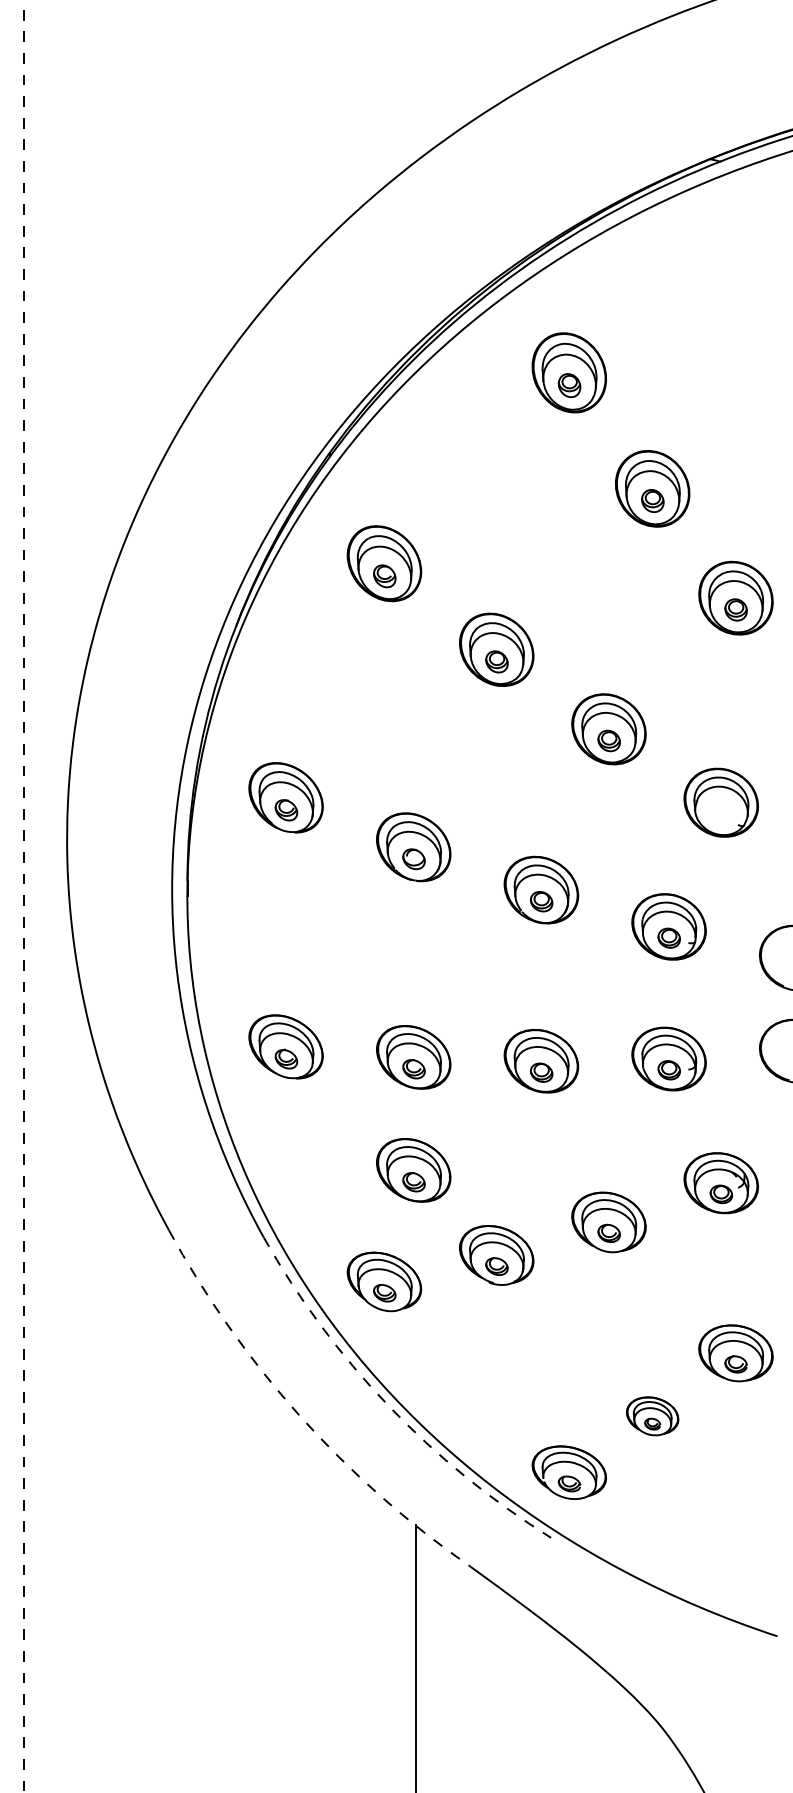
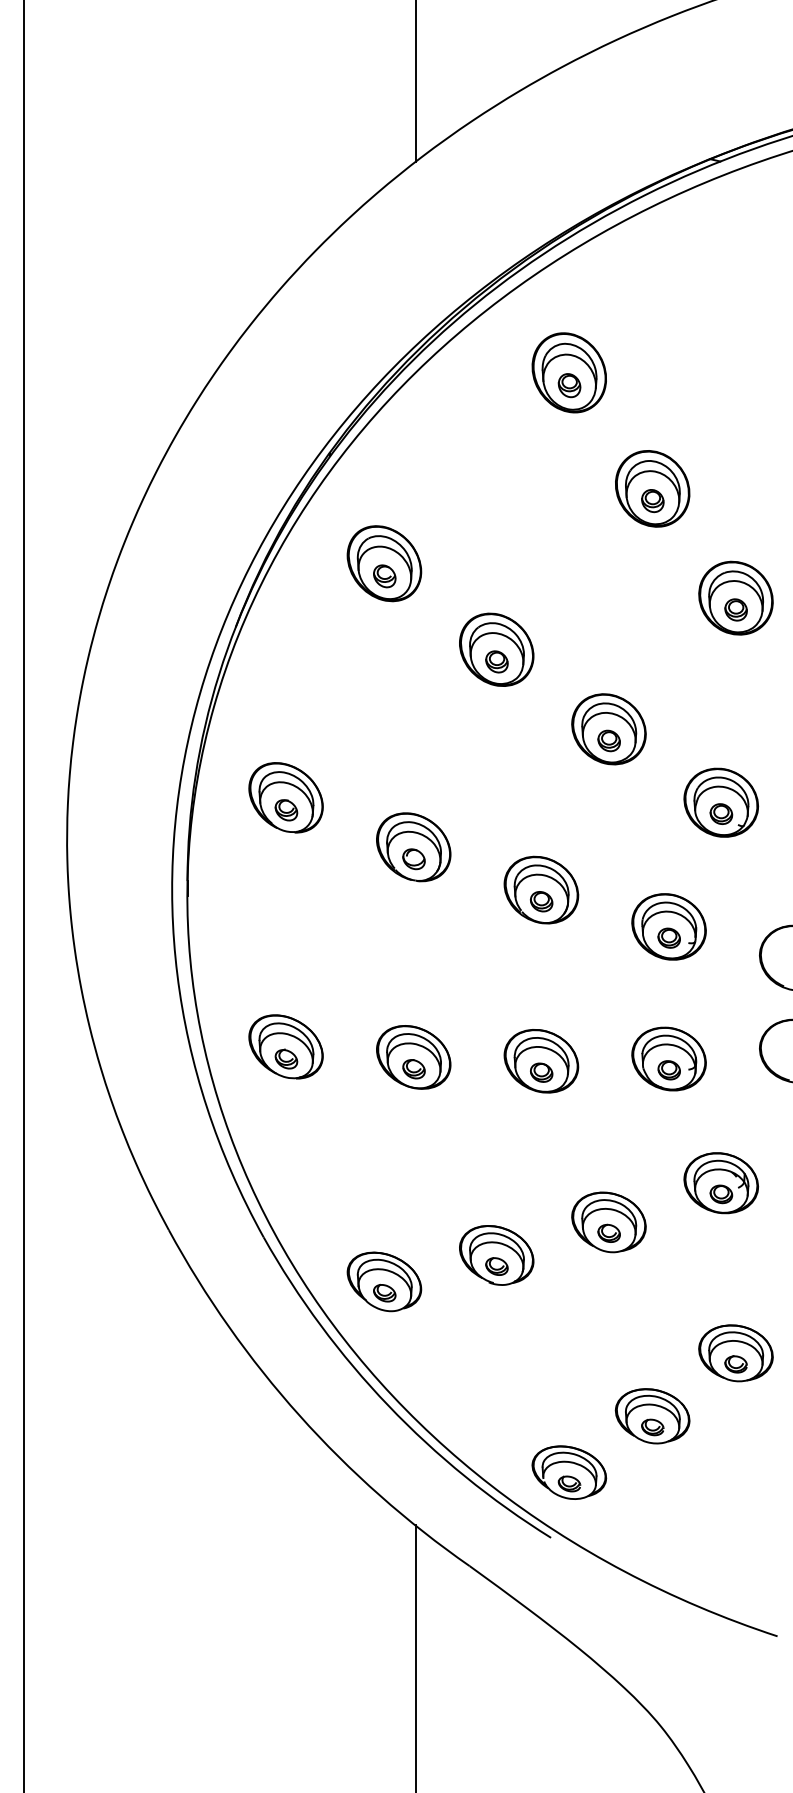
line: none -> present (416, 81)
part: none -> present (721, 813)
line: dashed -> solid (23, 896)
part: present -> none (413, 1170)
arc: dashed -> solid (388, 1405)
arc: dashed -> solid (299, 1415)
part size: 55x41 px -> 77x57 px (652, 1416)
